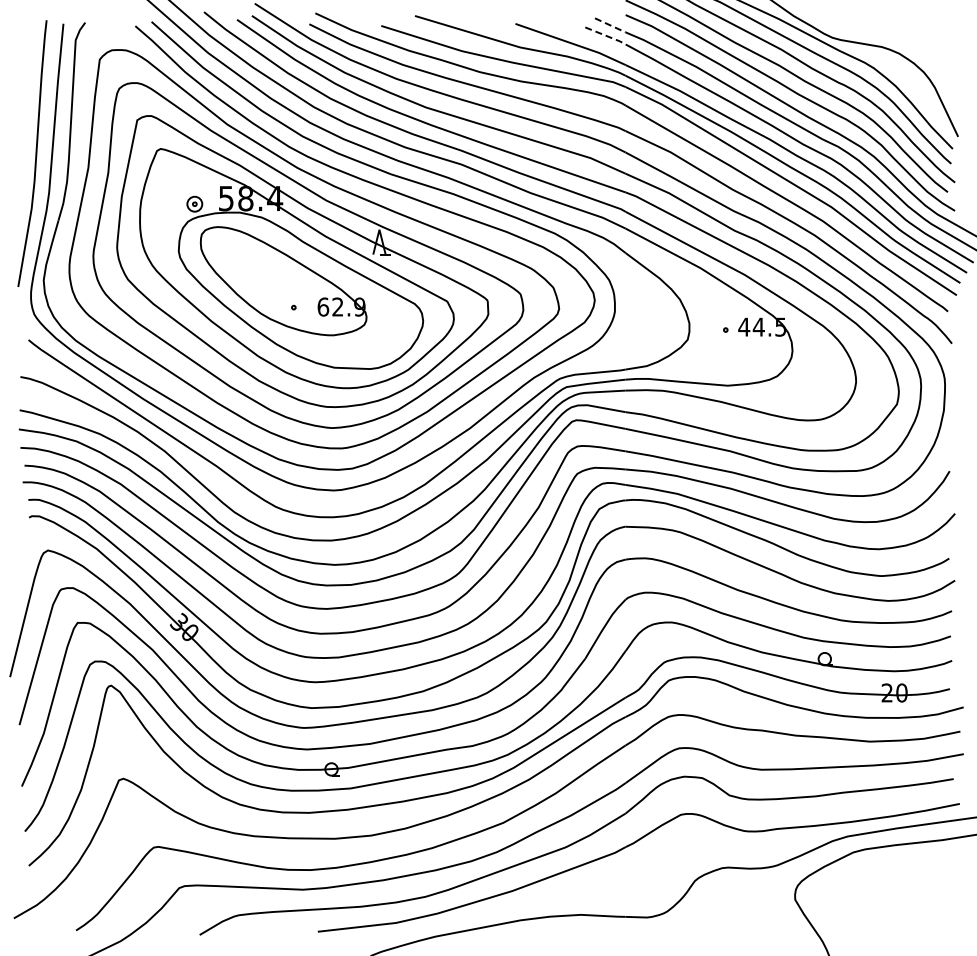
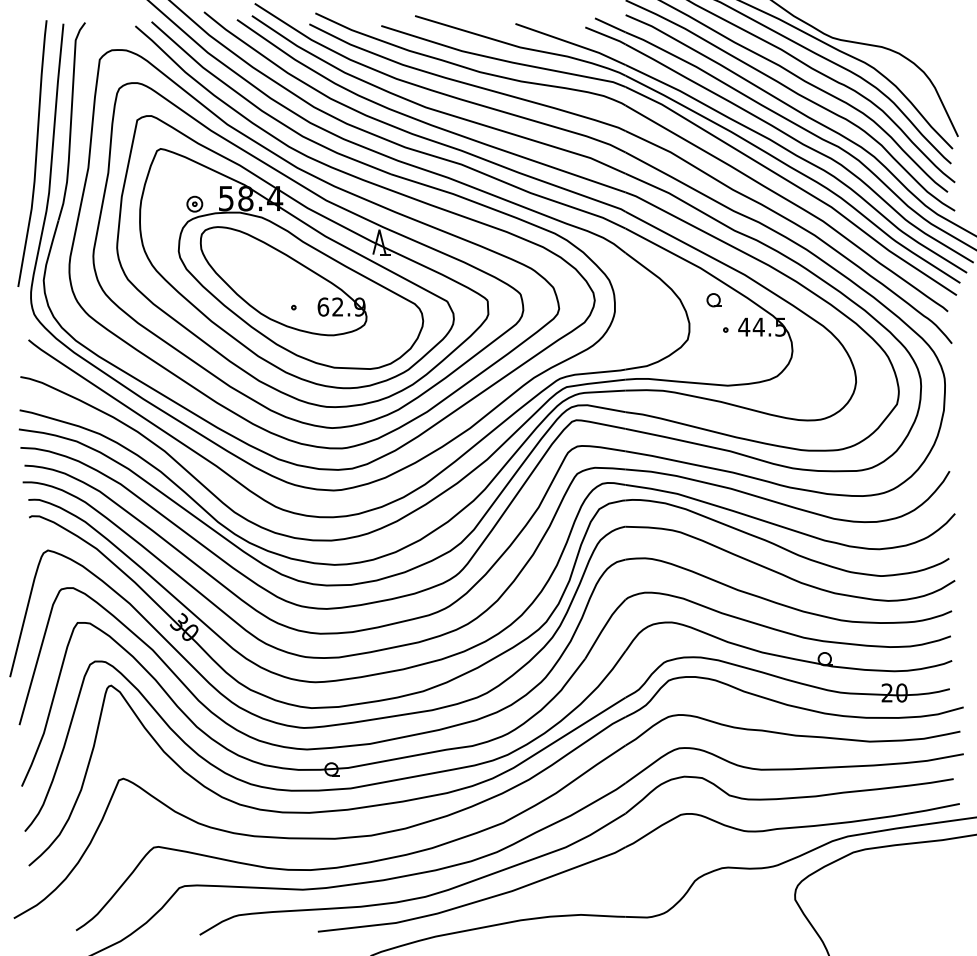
line: dashed -> solid (610, 25)
line: dashed -> solid (606, 35)
part: none -> present (713, 300)
